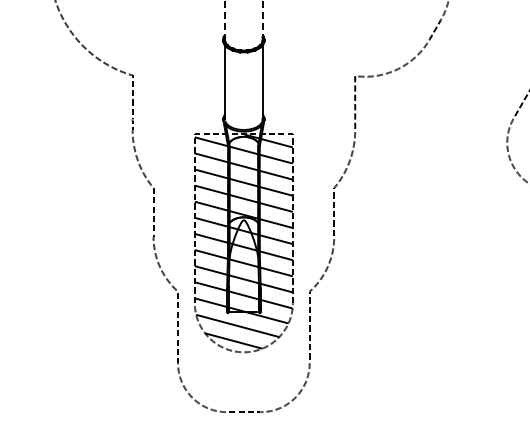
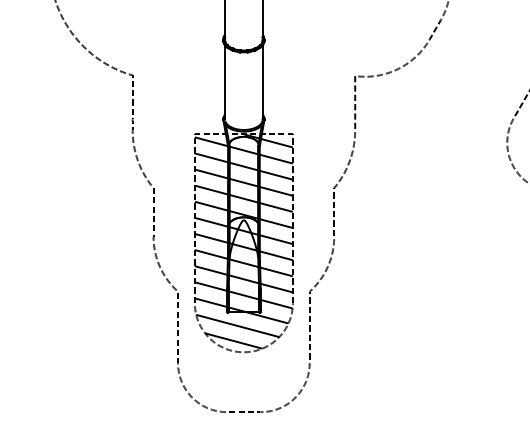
line: dashed -> solid (225, 20)
line: dashed -> solid (262, 20)
